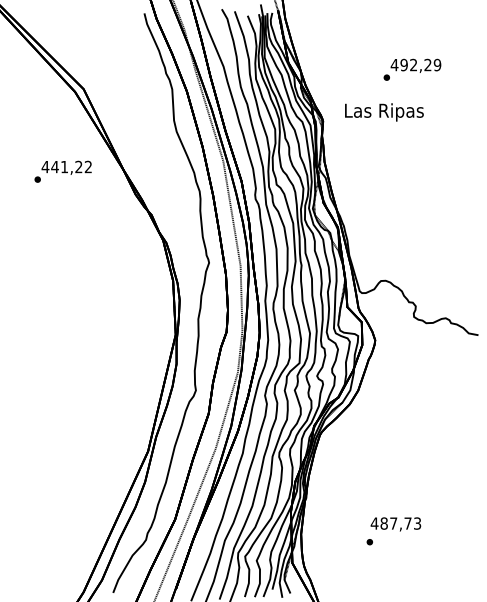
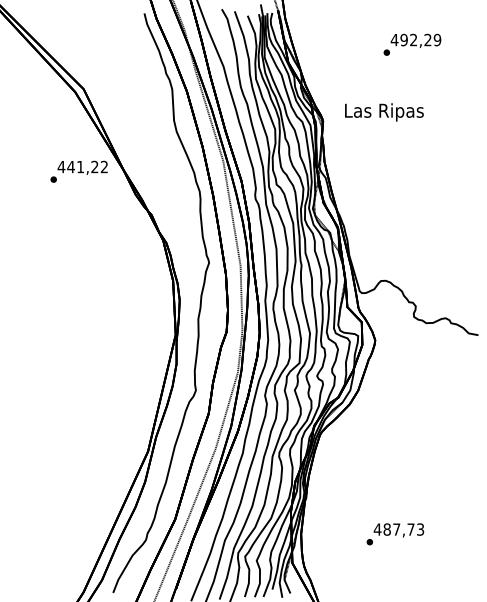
text position: (412, 69) -> (412, 44) (412, 44)
text position: (62, 171) -> (78, 171) (78, 171)
text position: (395, 524) -> (398, 530) (398, 530)
